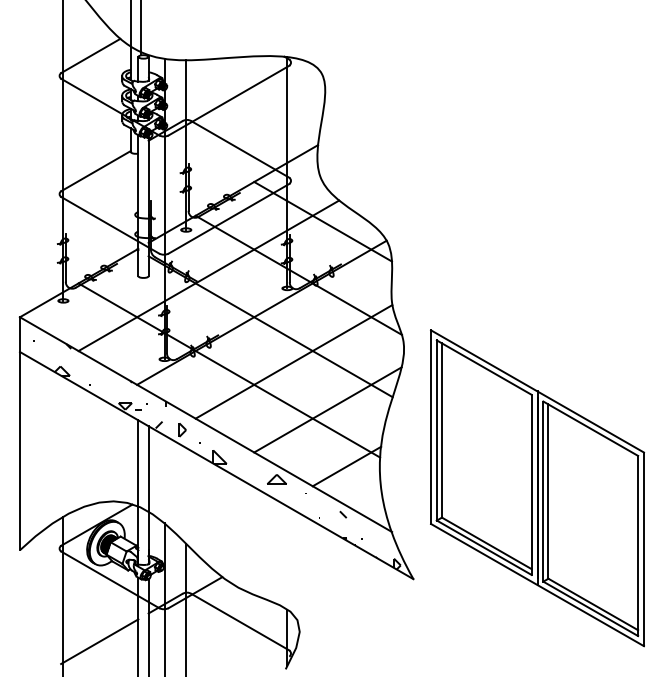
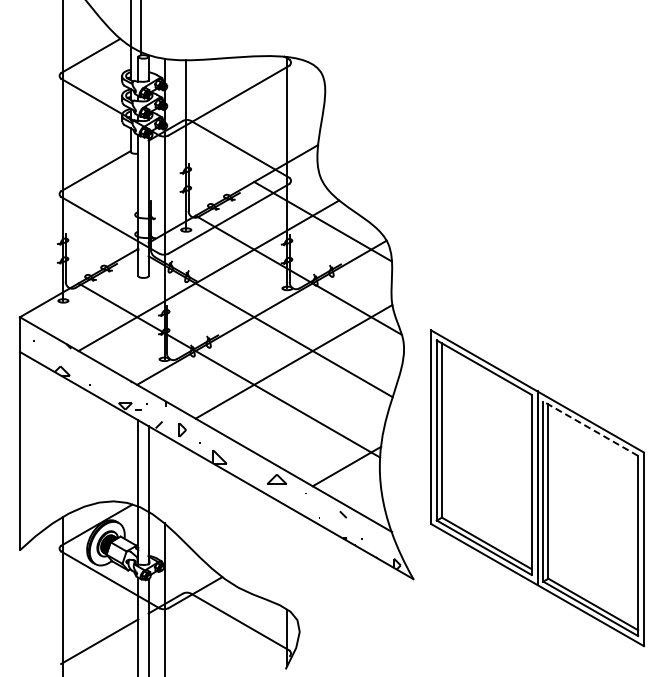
line: present -> none (327, 409)
line: solid -> dashed (590, 428)
line: present -> none (186, 608)
